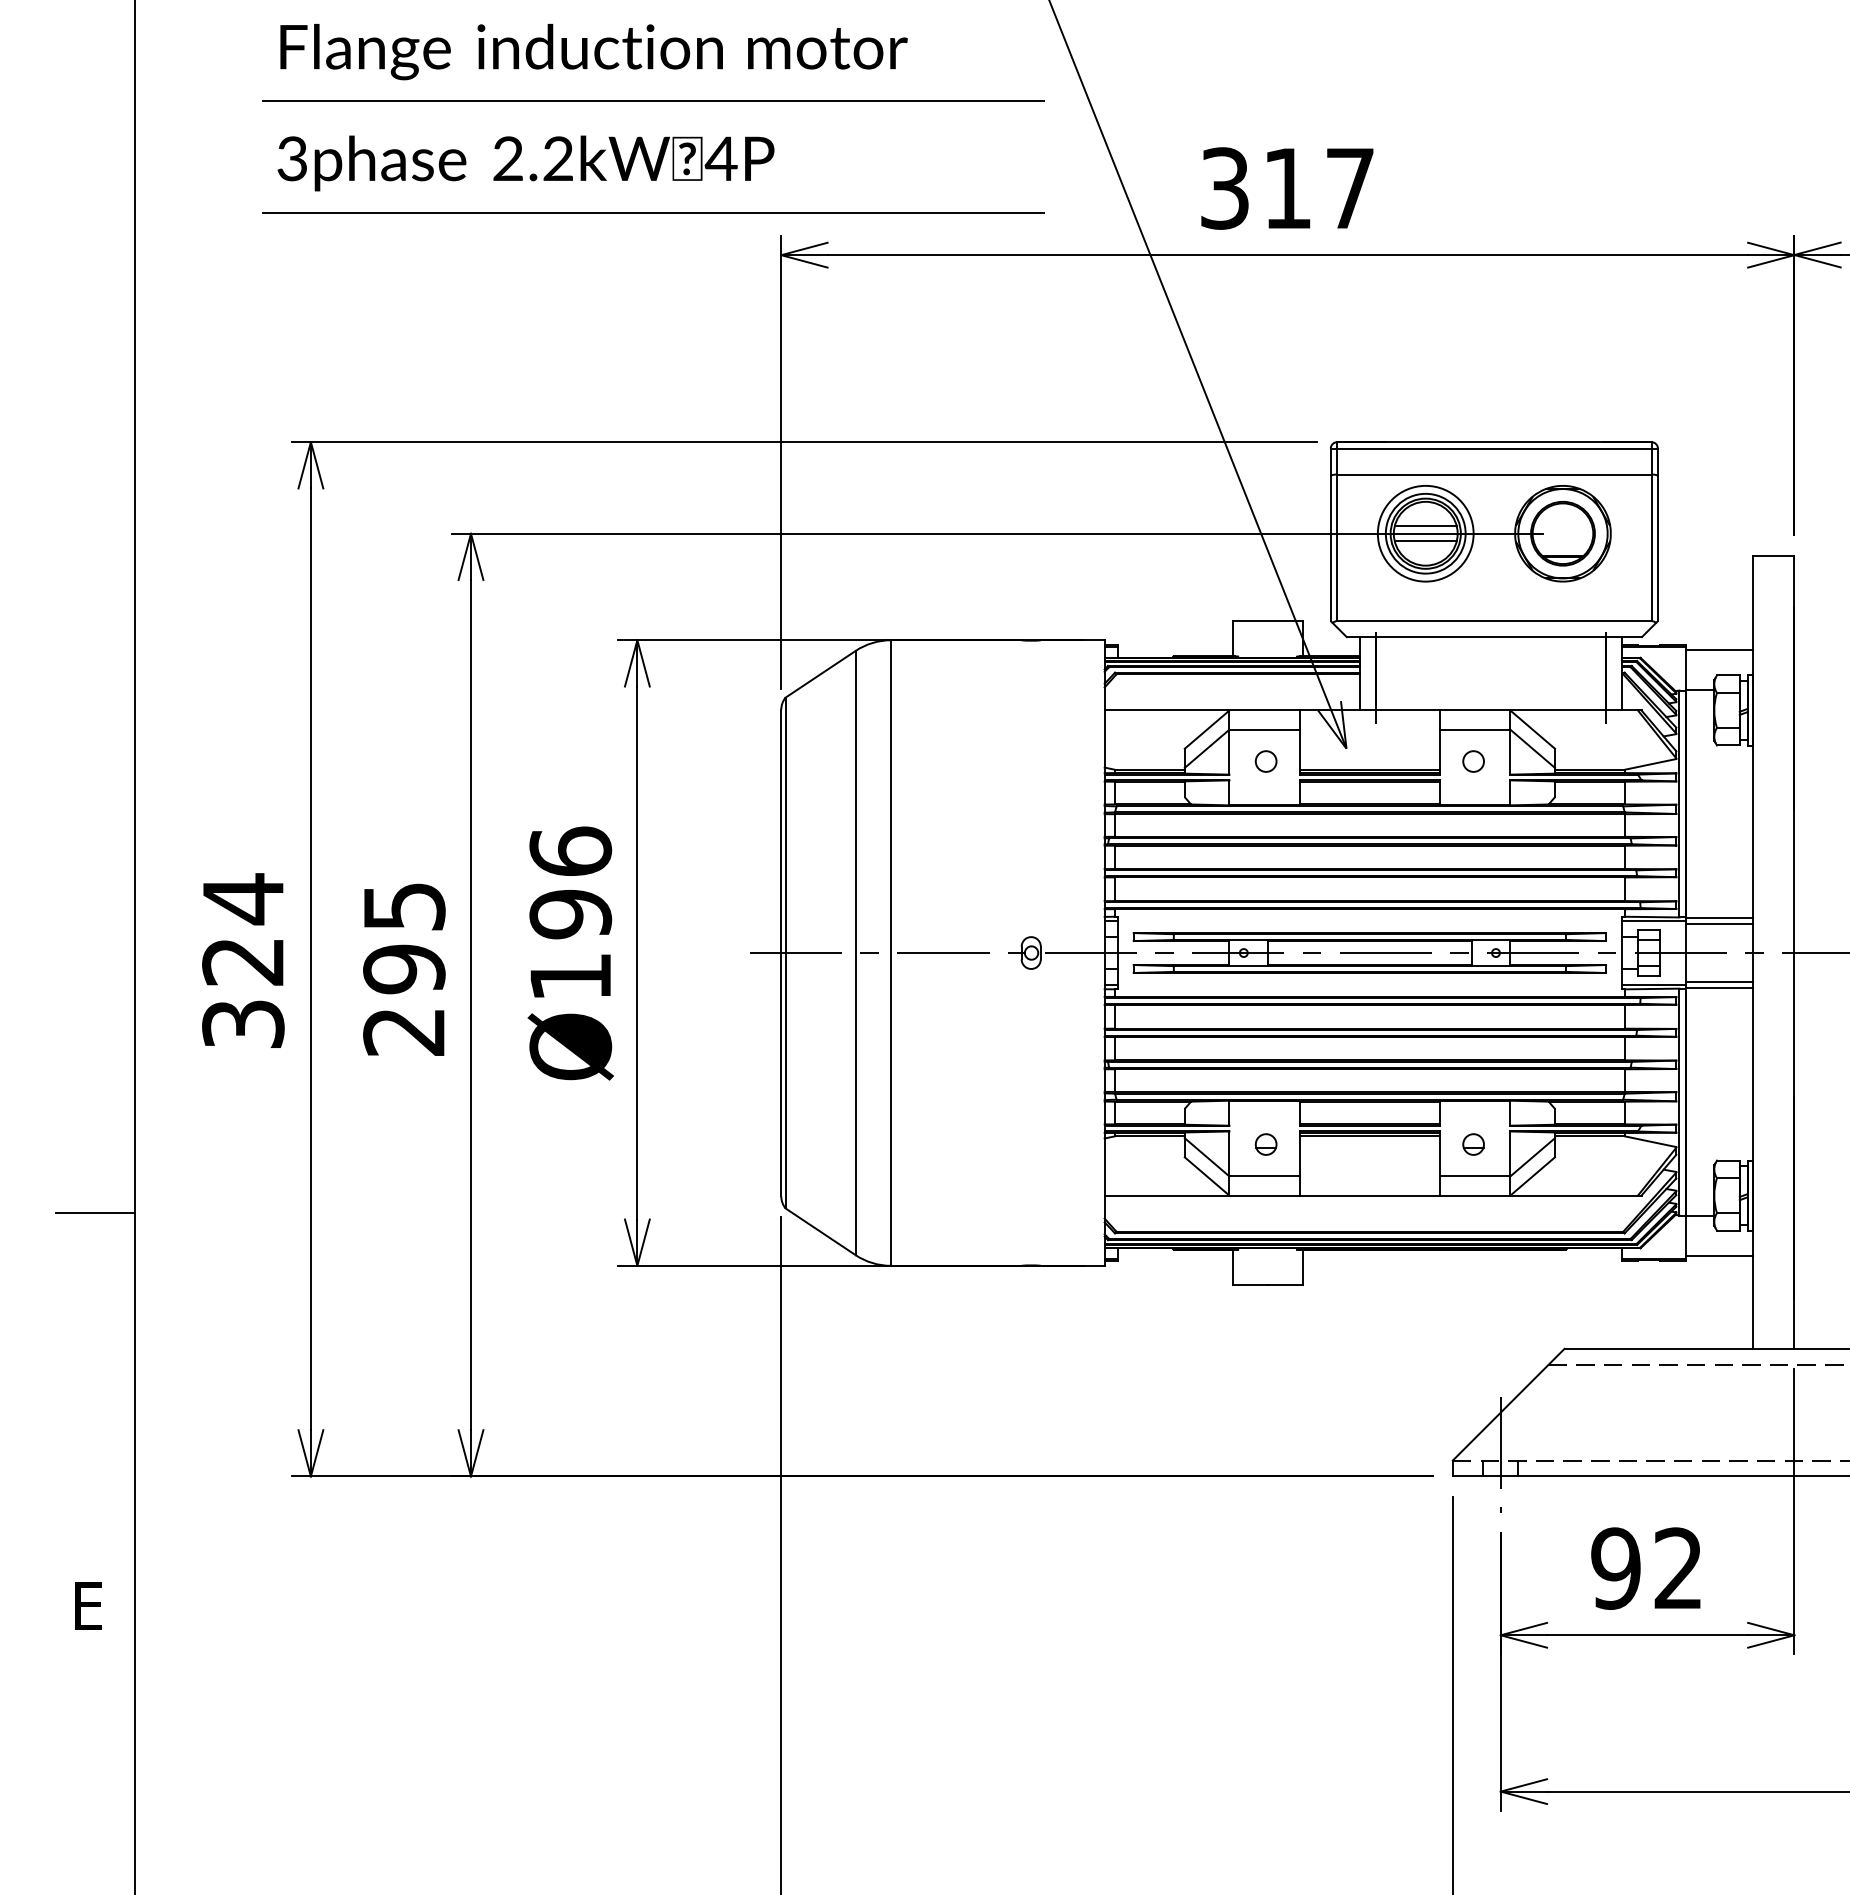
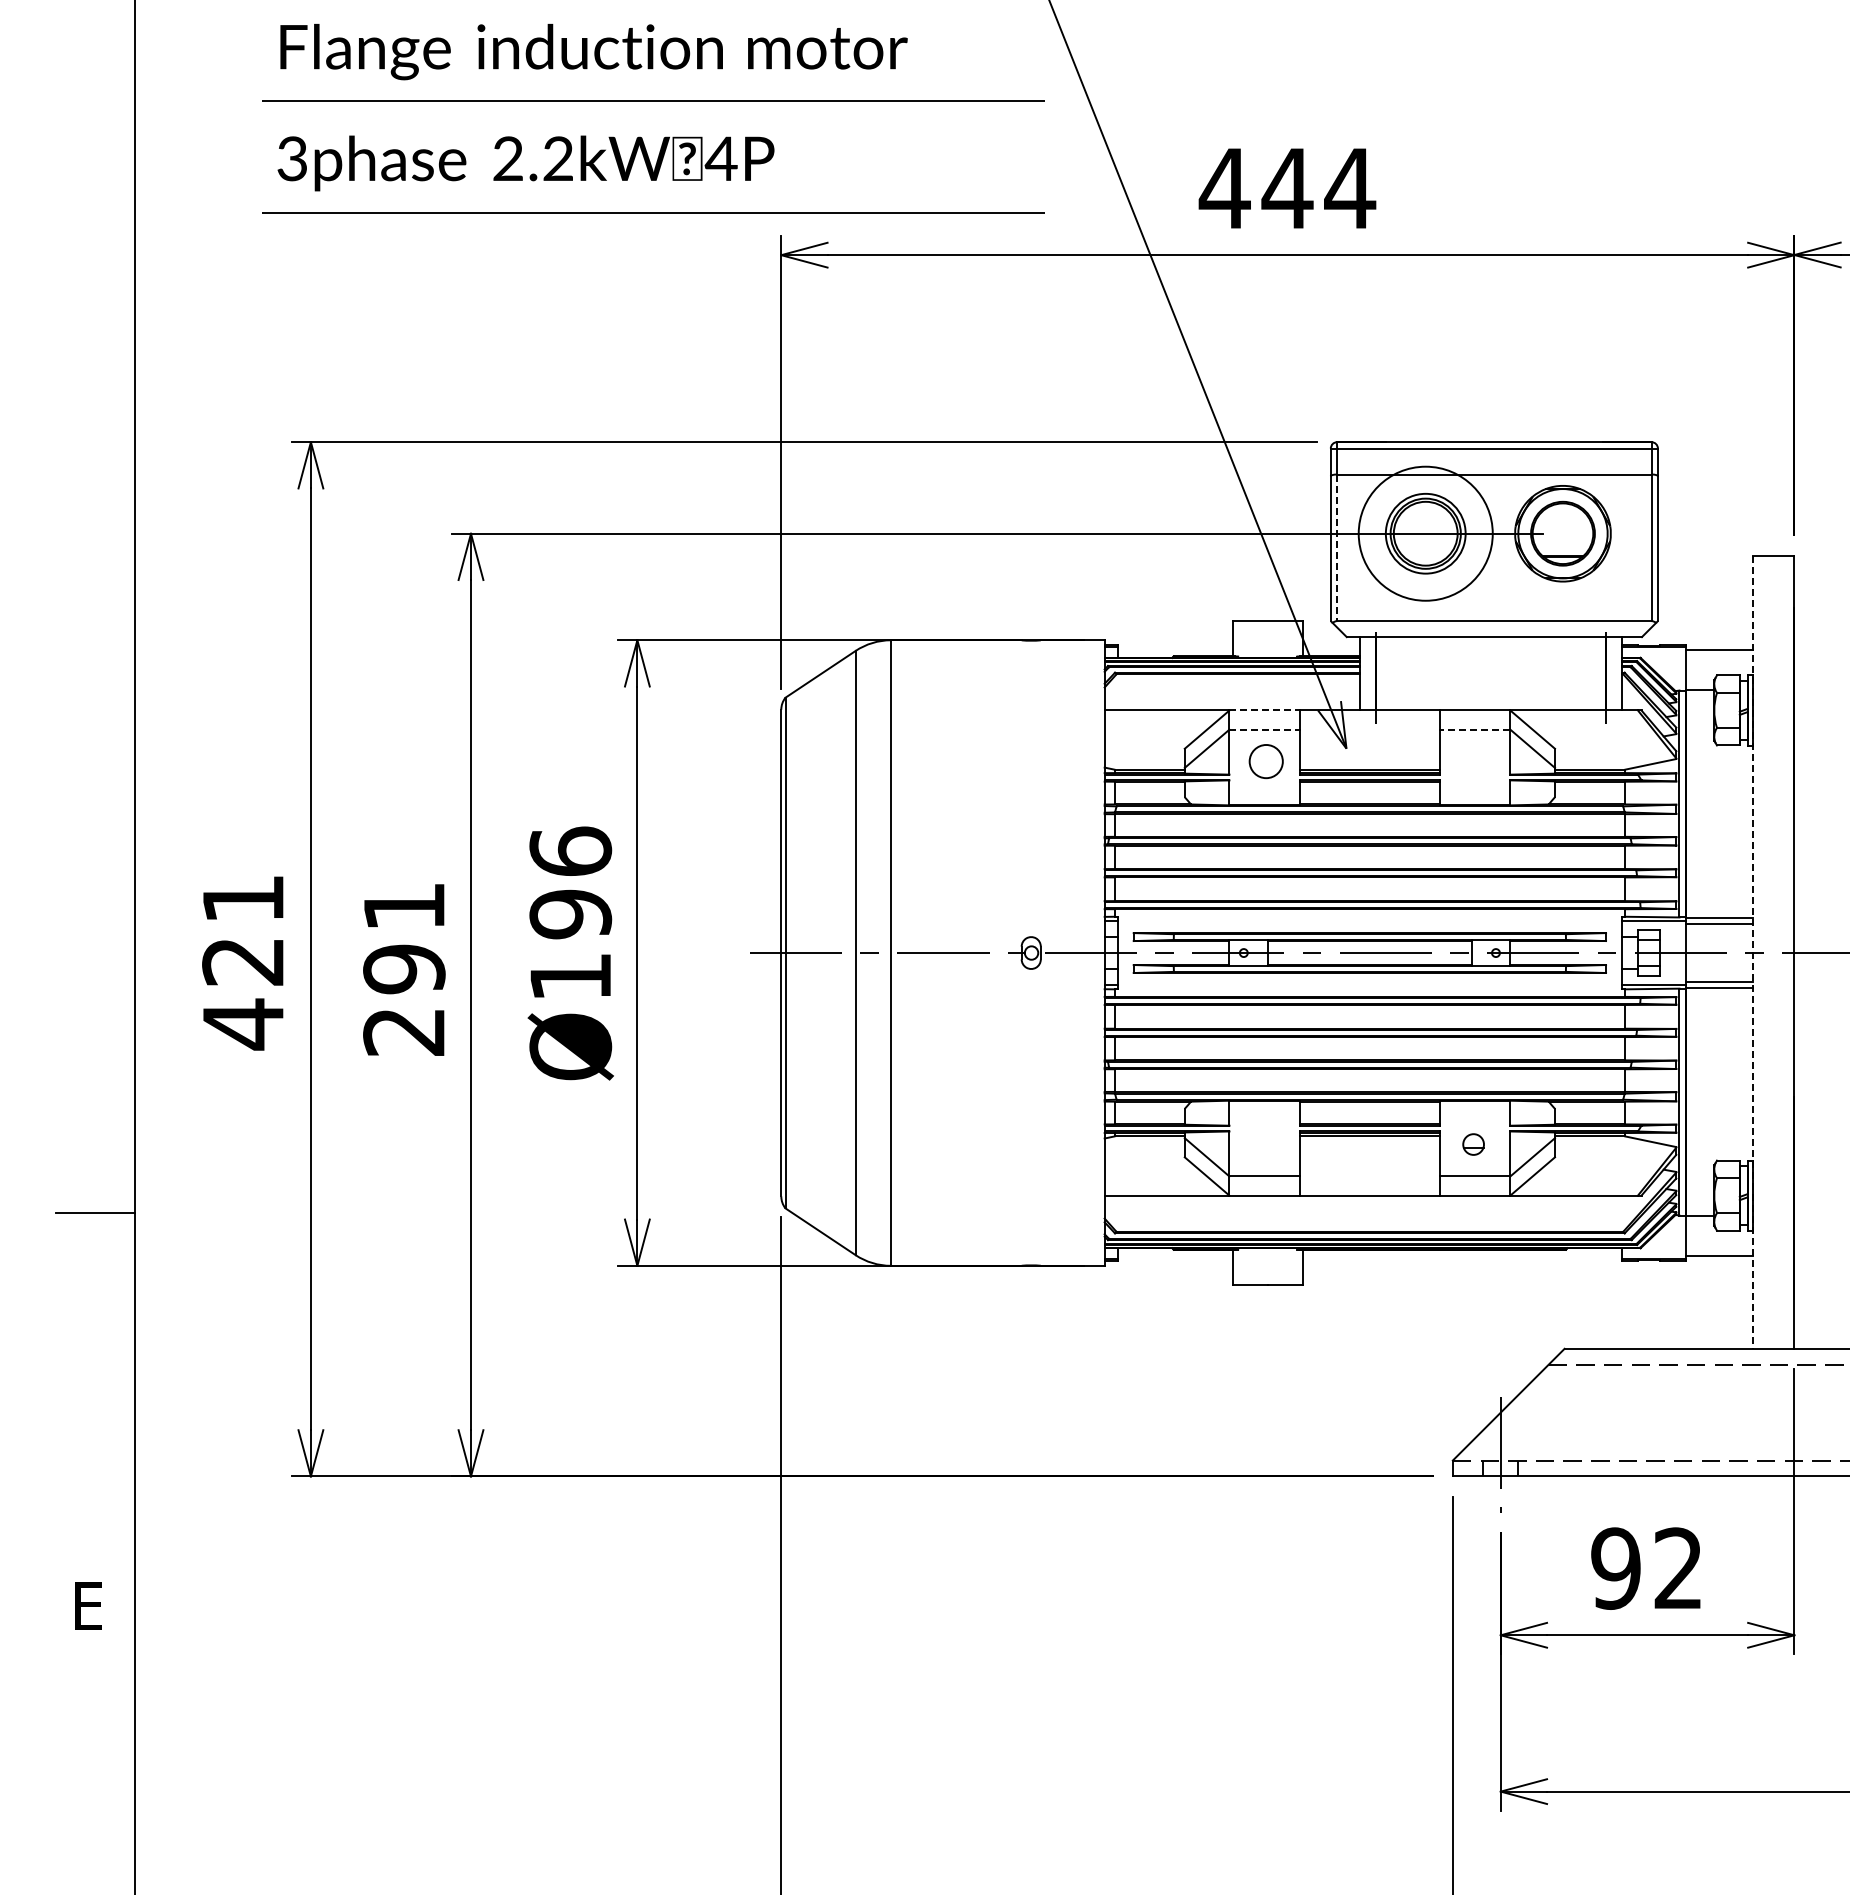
text: 317 -> 444 (1287, 188)
line: present -> none (1425, 526)
circle diameter: 96 px -> 134 px (1425, 533)
line: present -> none (1425, 541)
line: solid -> dashed (1337, 548)
line: solid -> dashed (1265, 710)
line: solid -> dashed (1265, 729)
line: solid -> dashed (1474, 729)
circle size: 24x23 px -> 36x36 px (1265, 761)
circle: present -> none (1473, 761)
text: 295 -> 291 (404, 906)
line: solid -> dashed (1752, 952)
text: 324 -> 421 (243, 961)
part: present -> none (1265, 1144)
